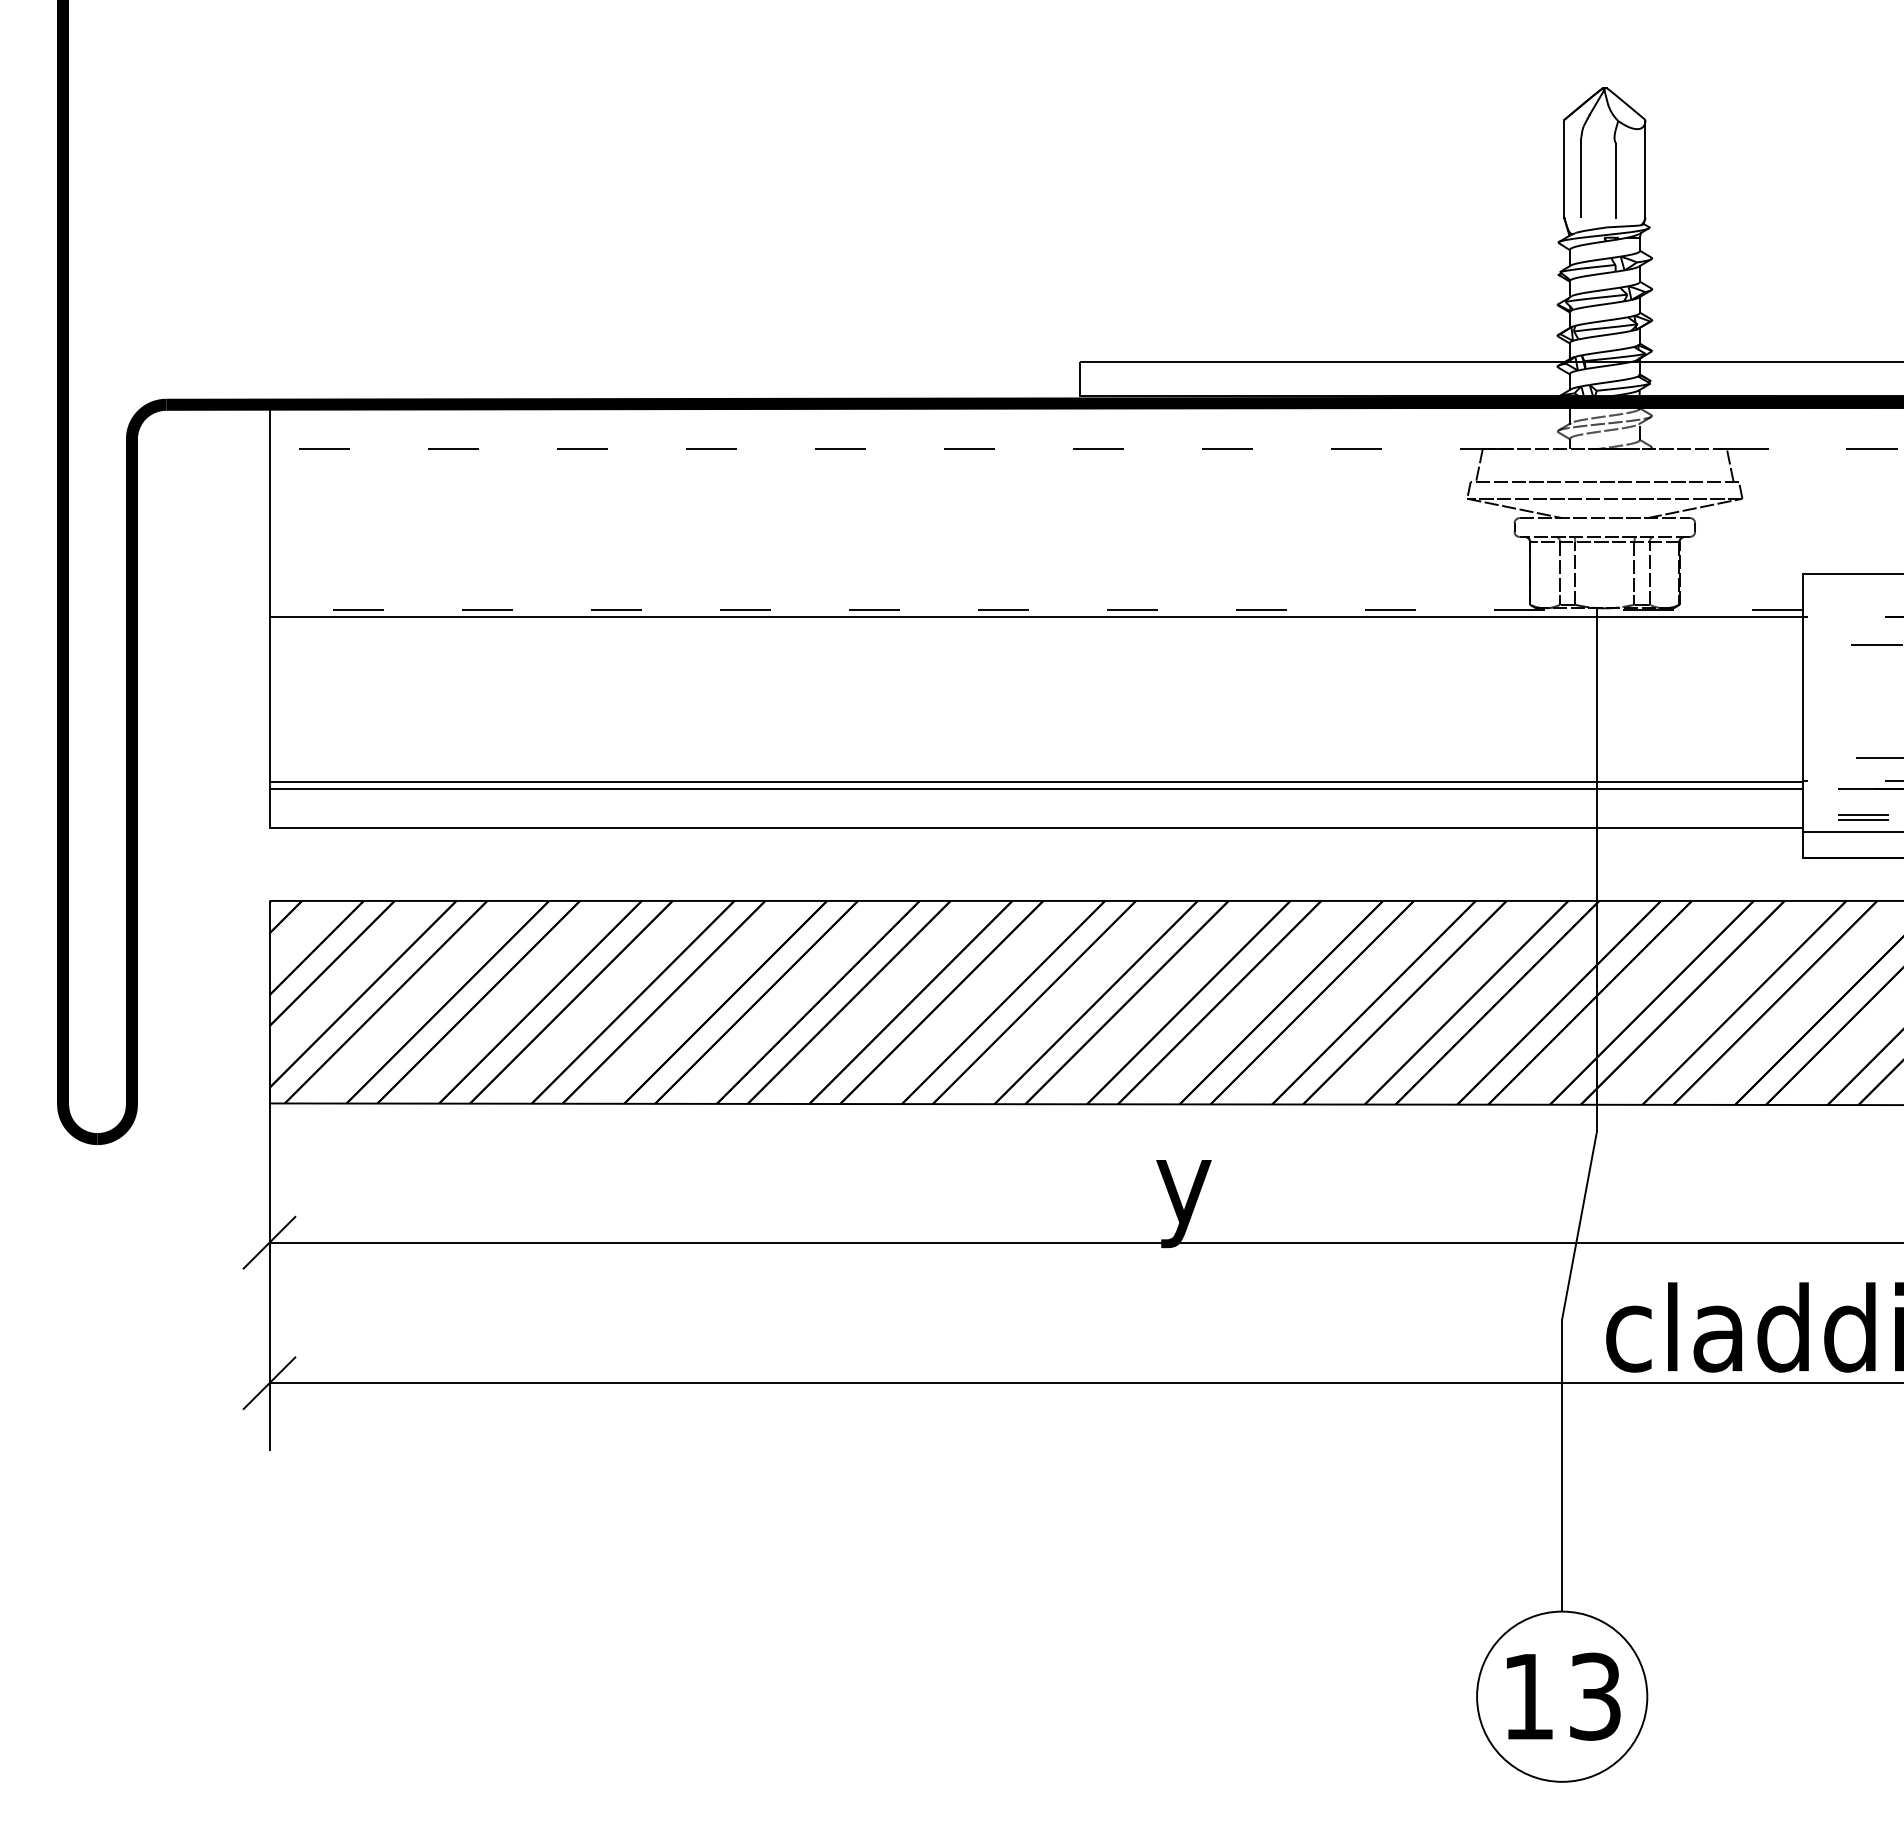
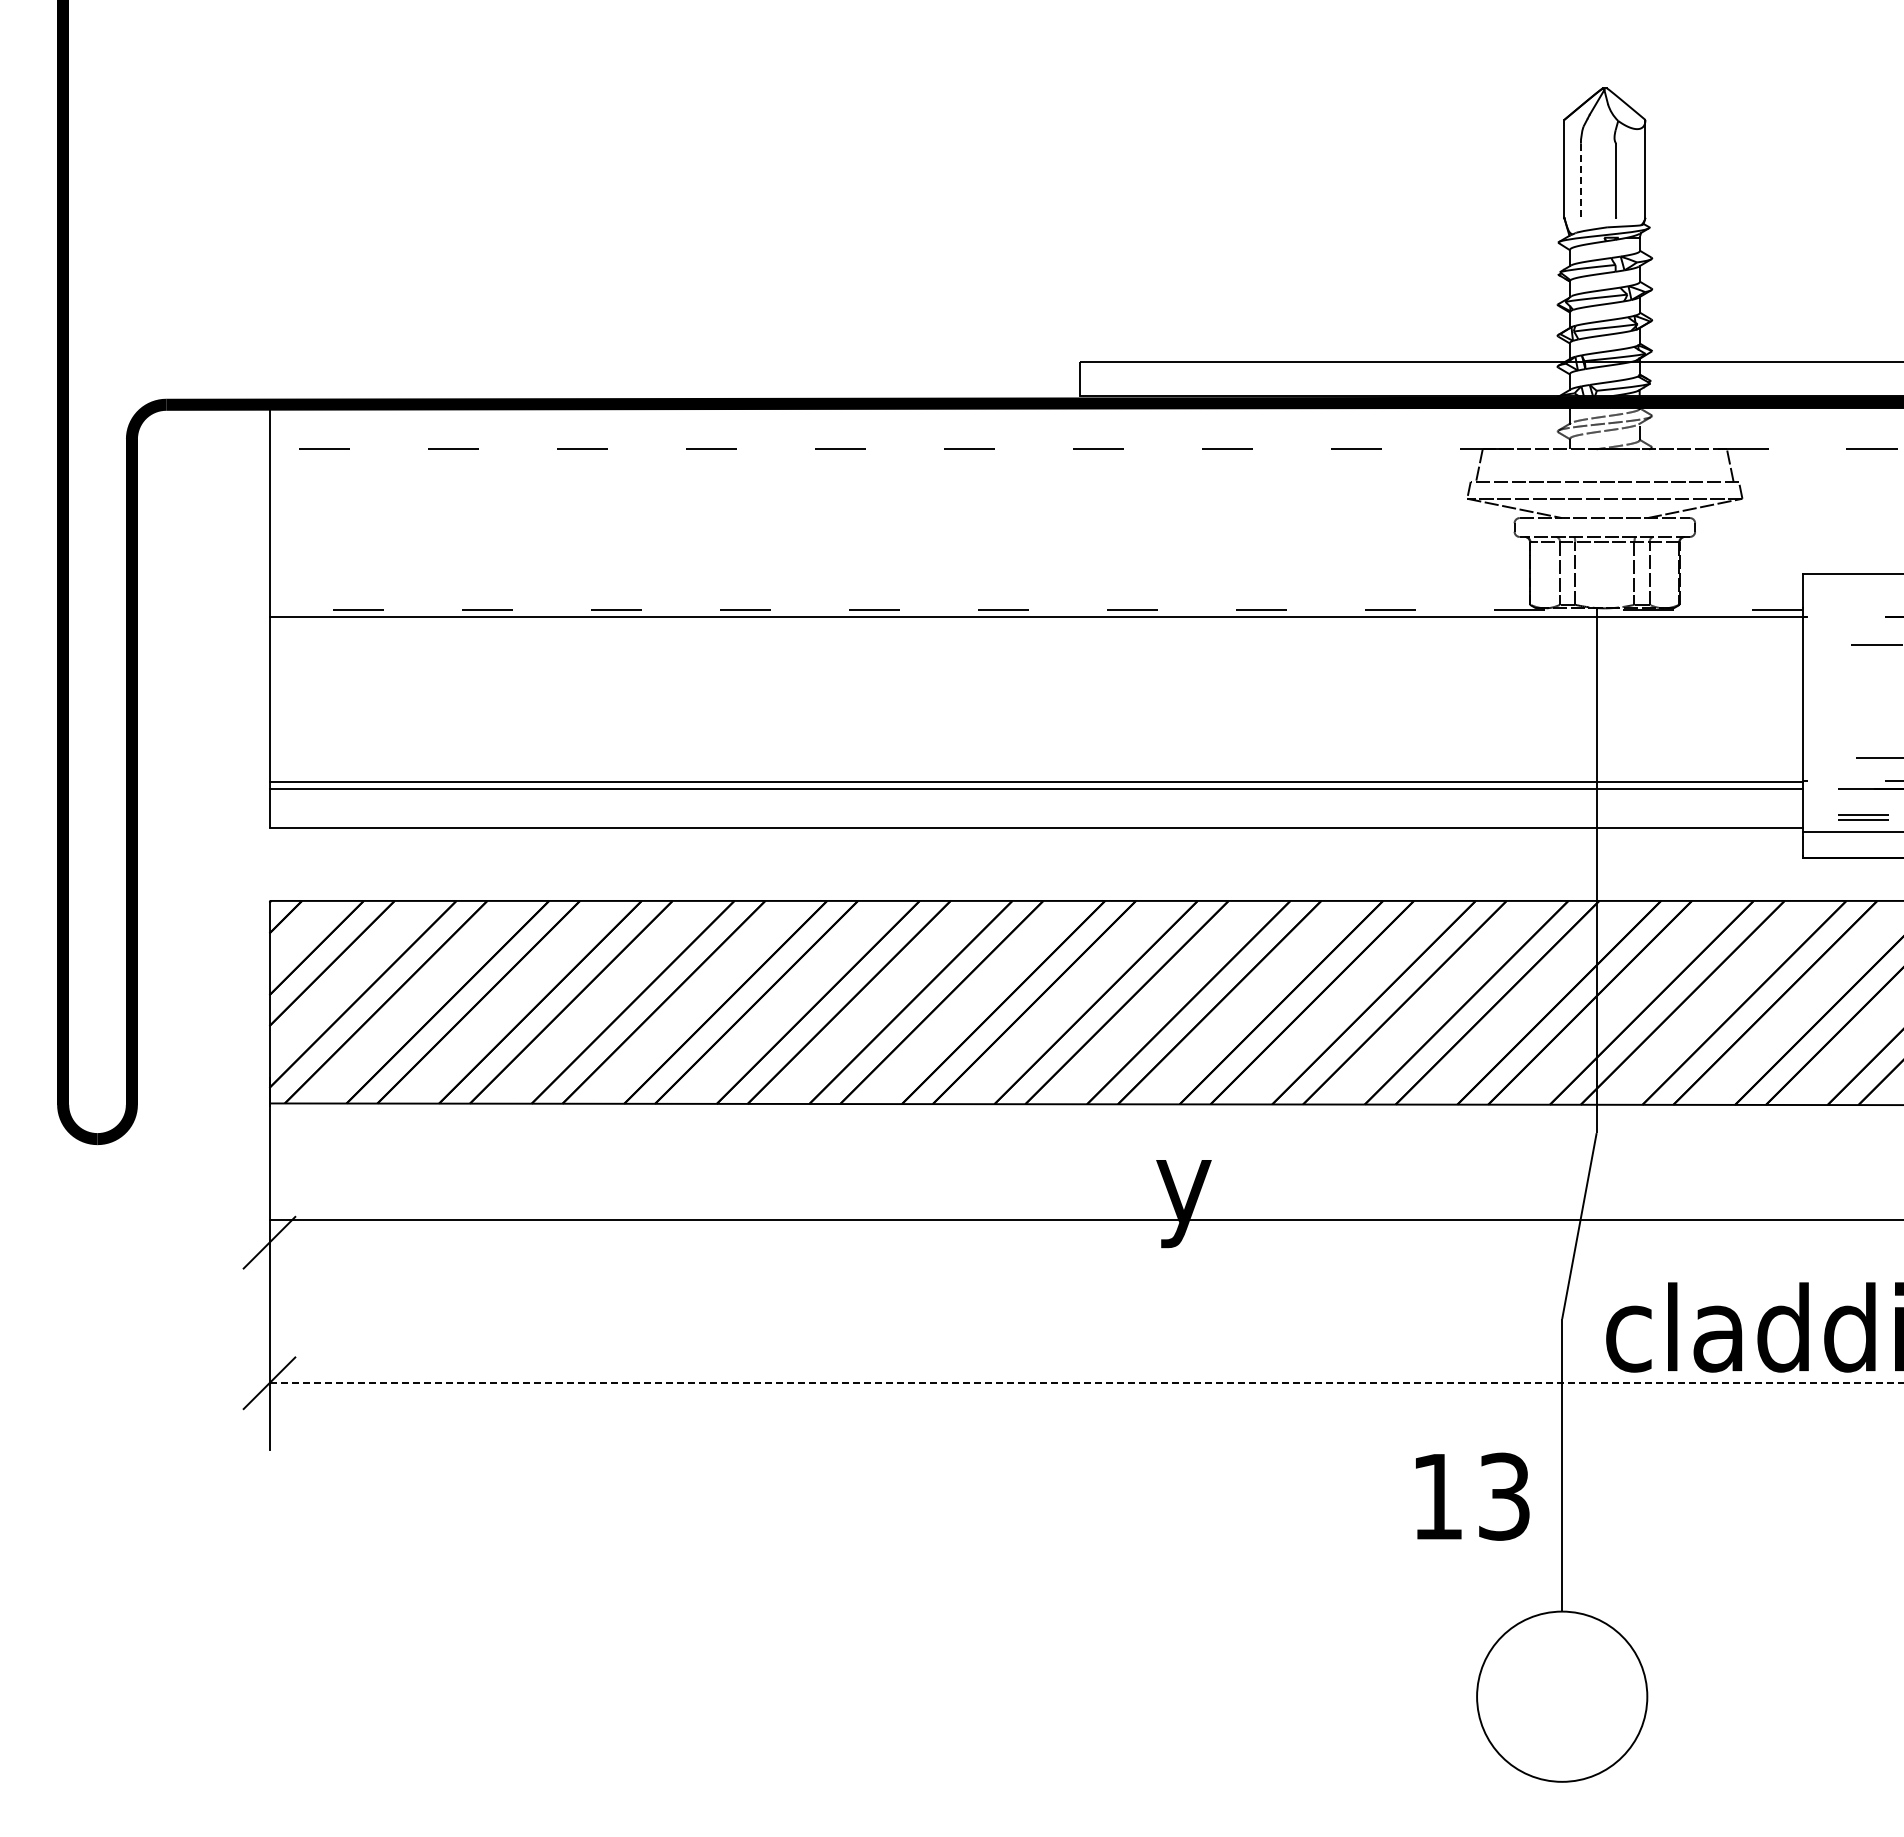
line: solid -> dashed (1580, 180)
line position: (1084, 1242) -> (1084, 1219) (1084, 1219)
line: solid -> dashed (1086, 1383)
text position: (1563, 1696) -> (1472, 1496) (1472, 1496)
